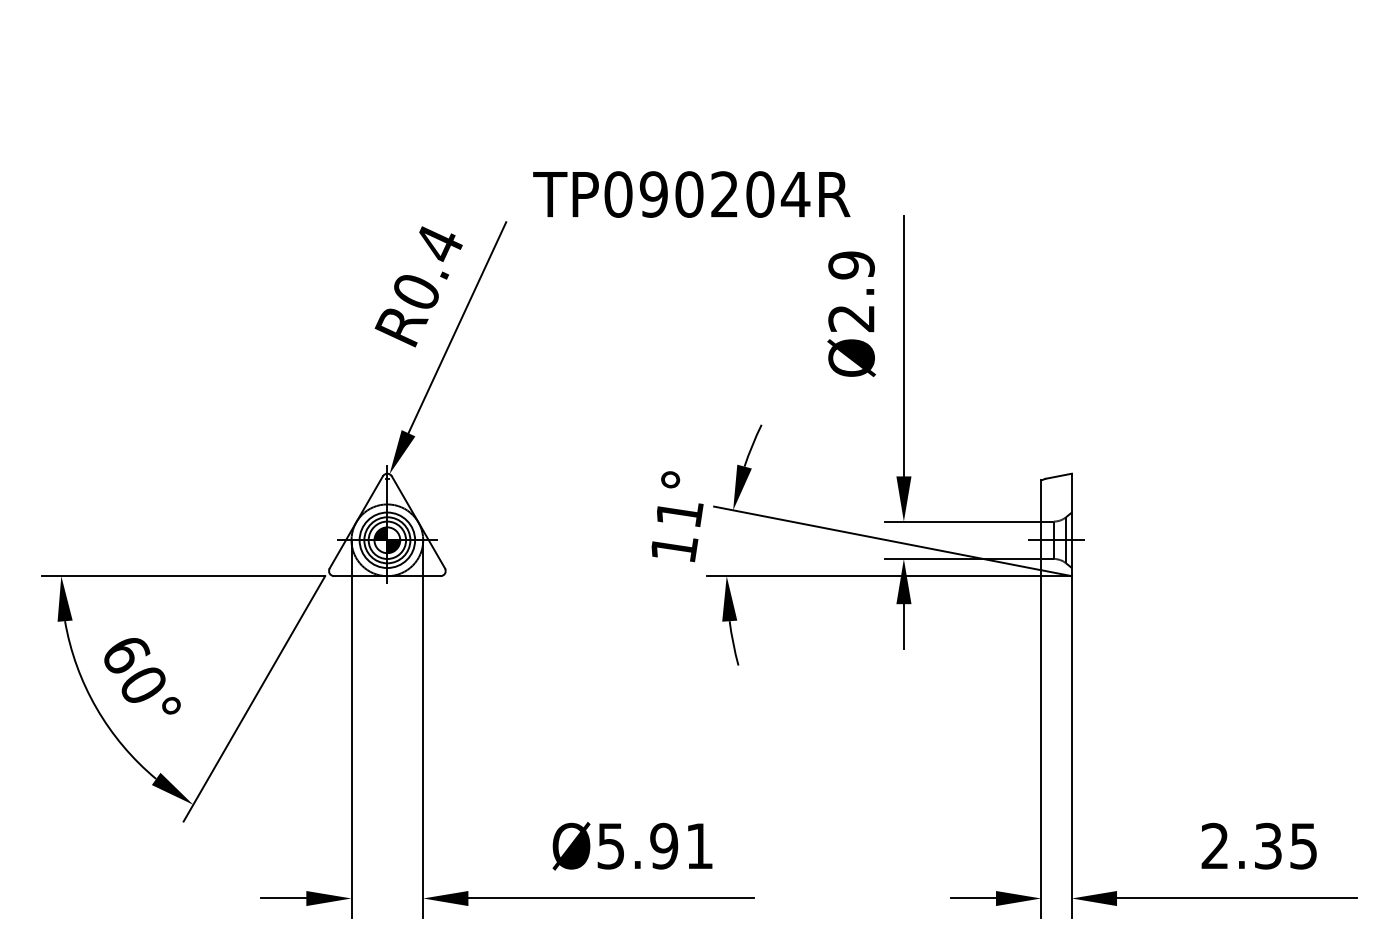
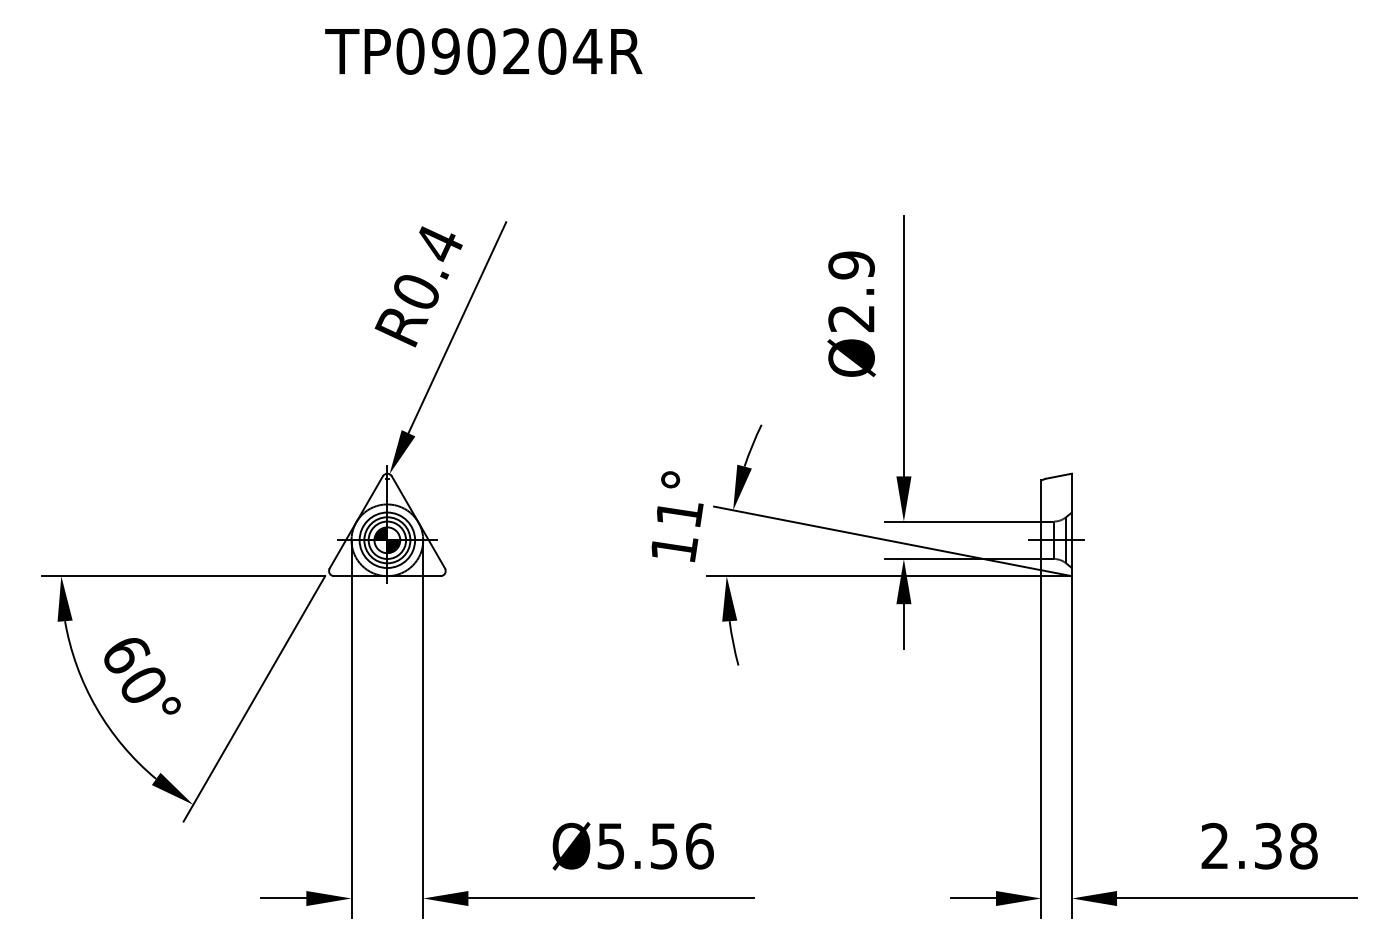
text position: (691, 194) -> (483, 51) (483, 51)
text: Ø5.91 -> Ø5.56 (681, 845)
text: 2.35 -> 2.38 (1303, 845)
